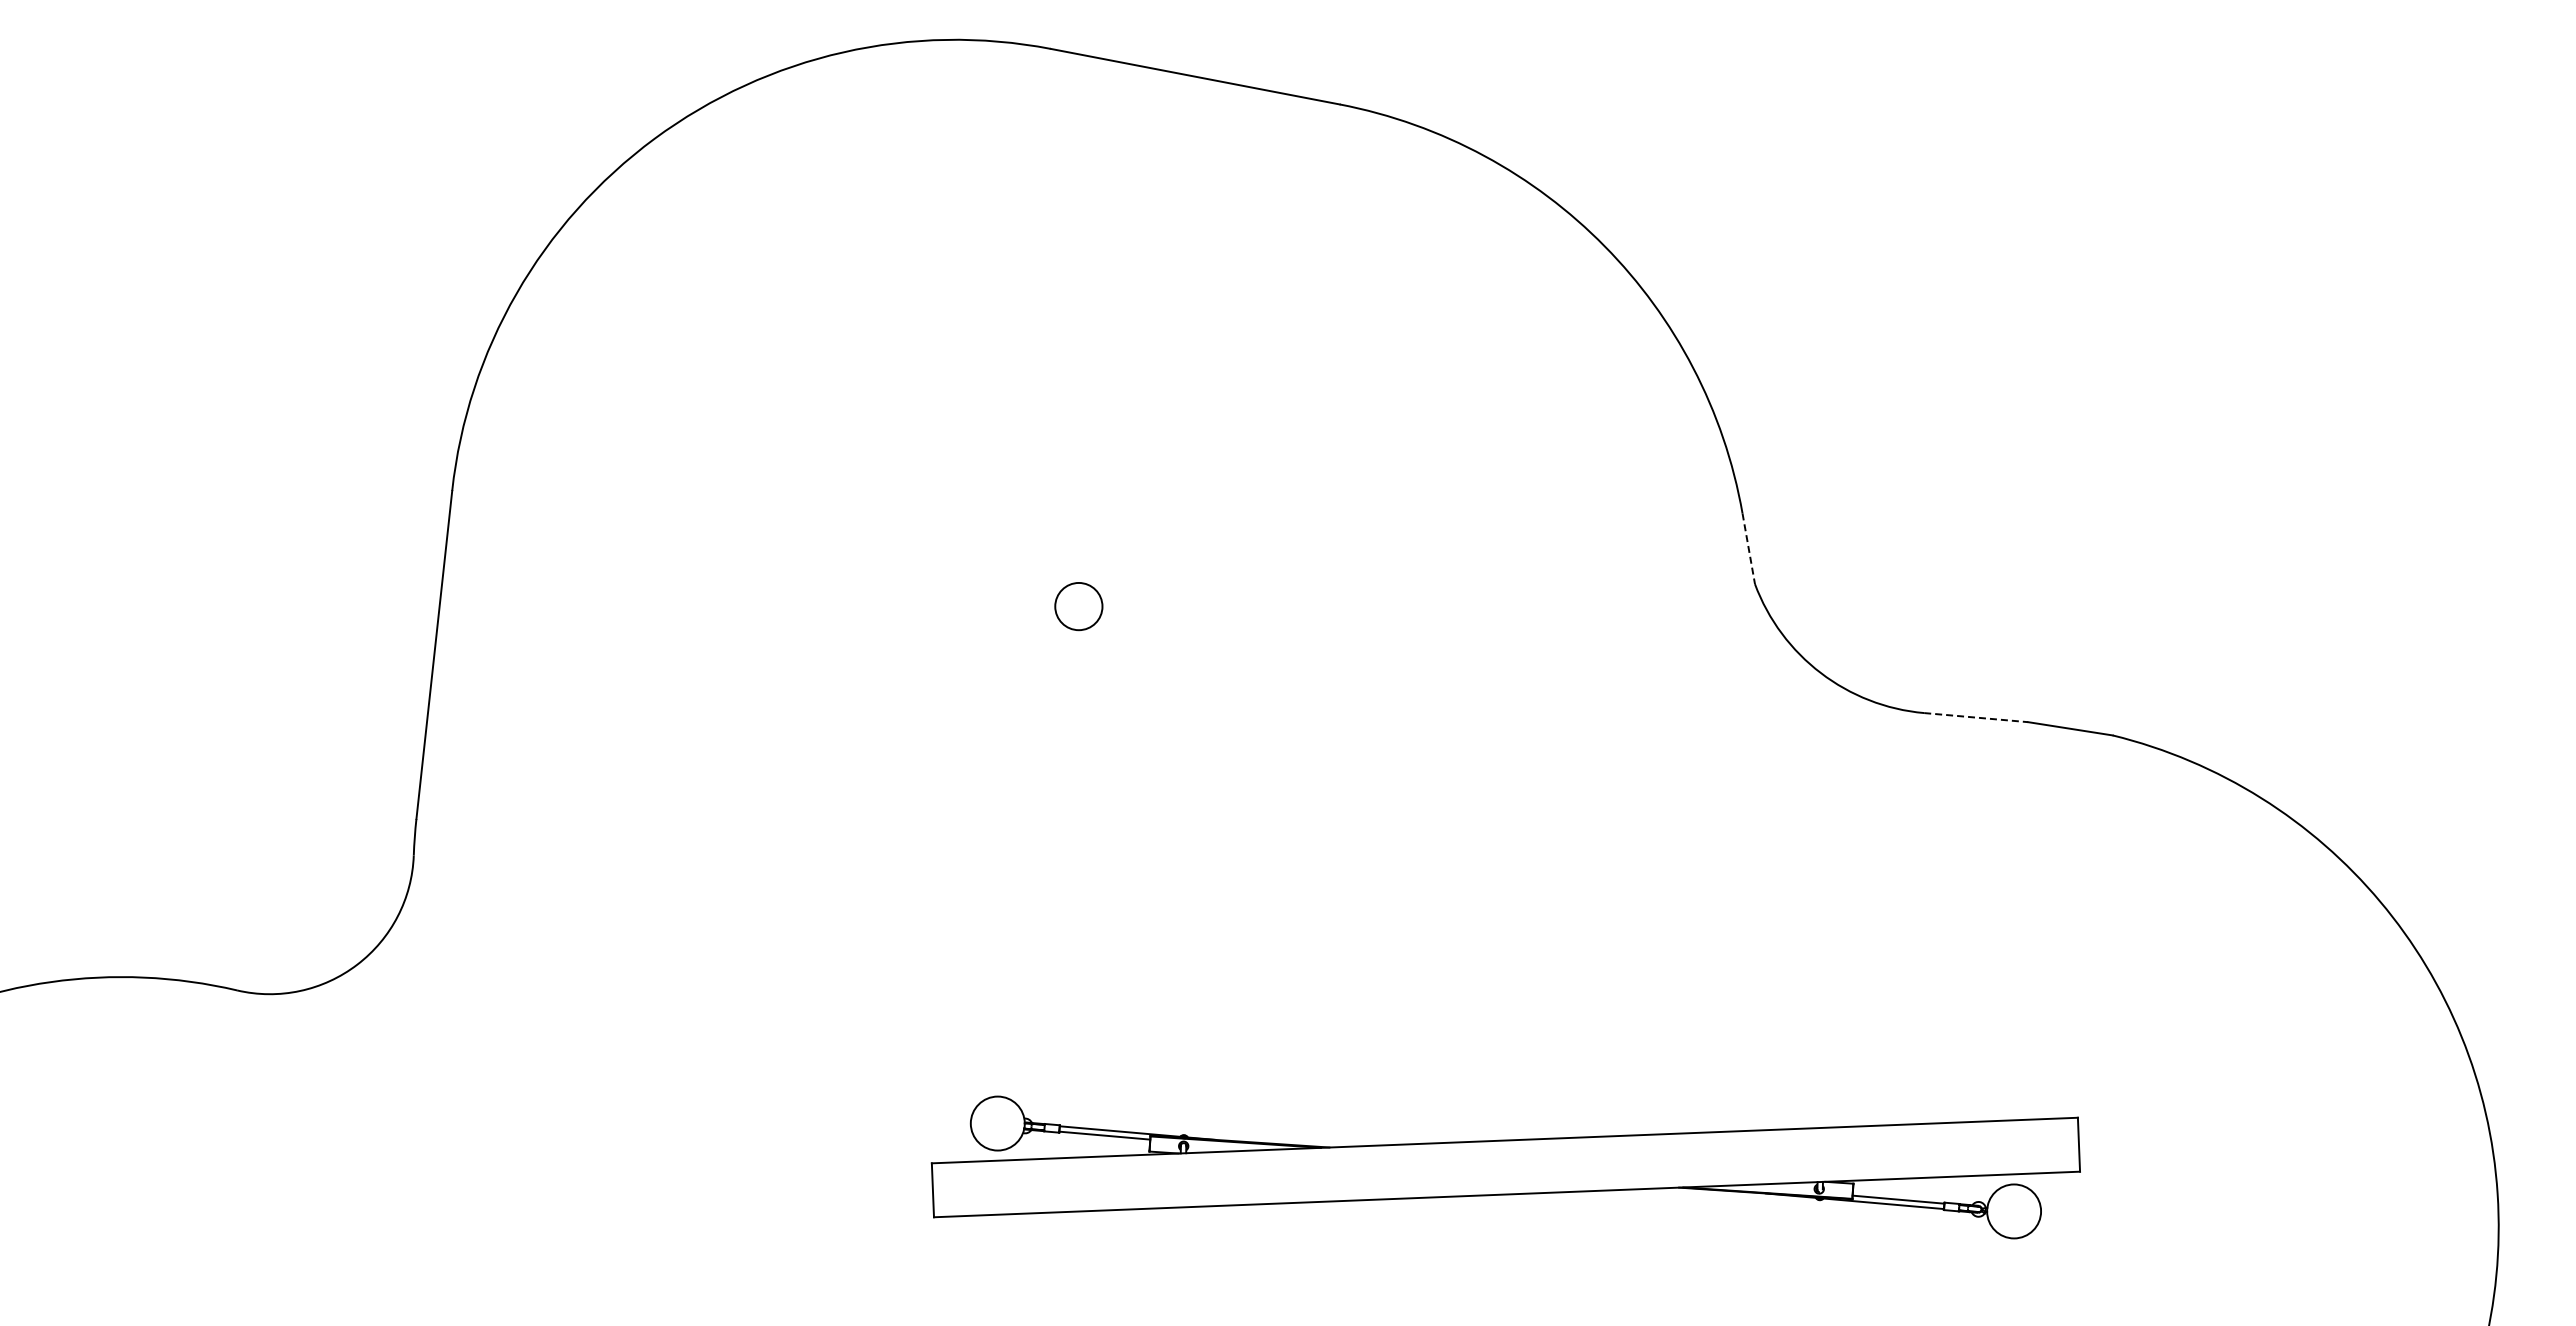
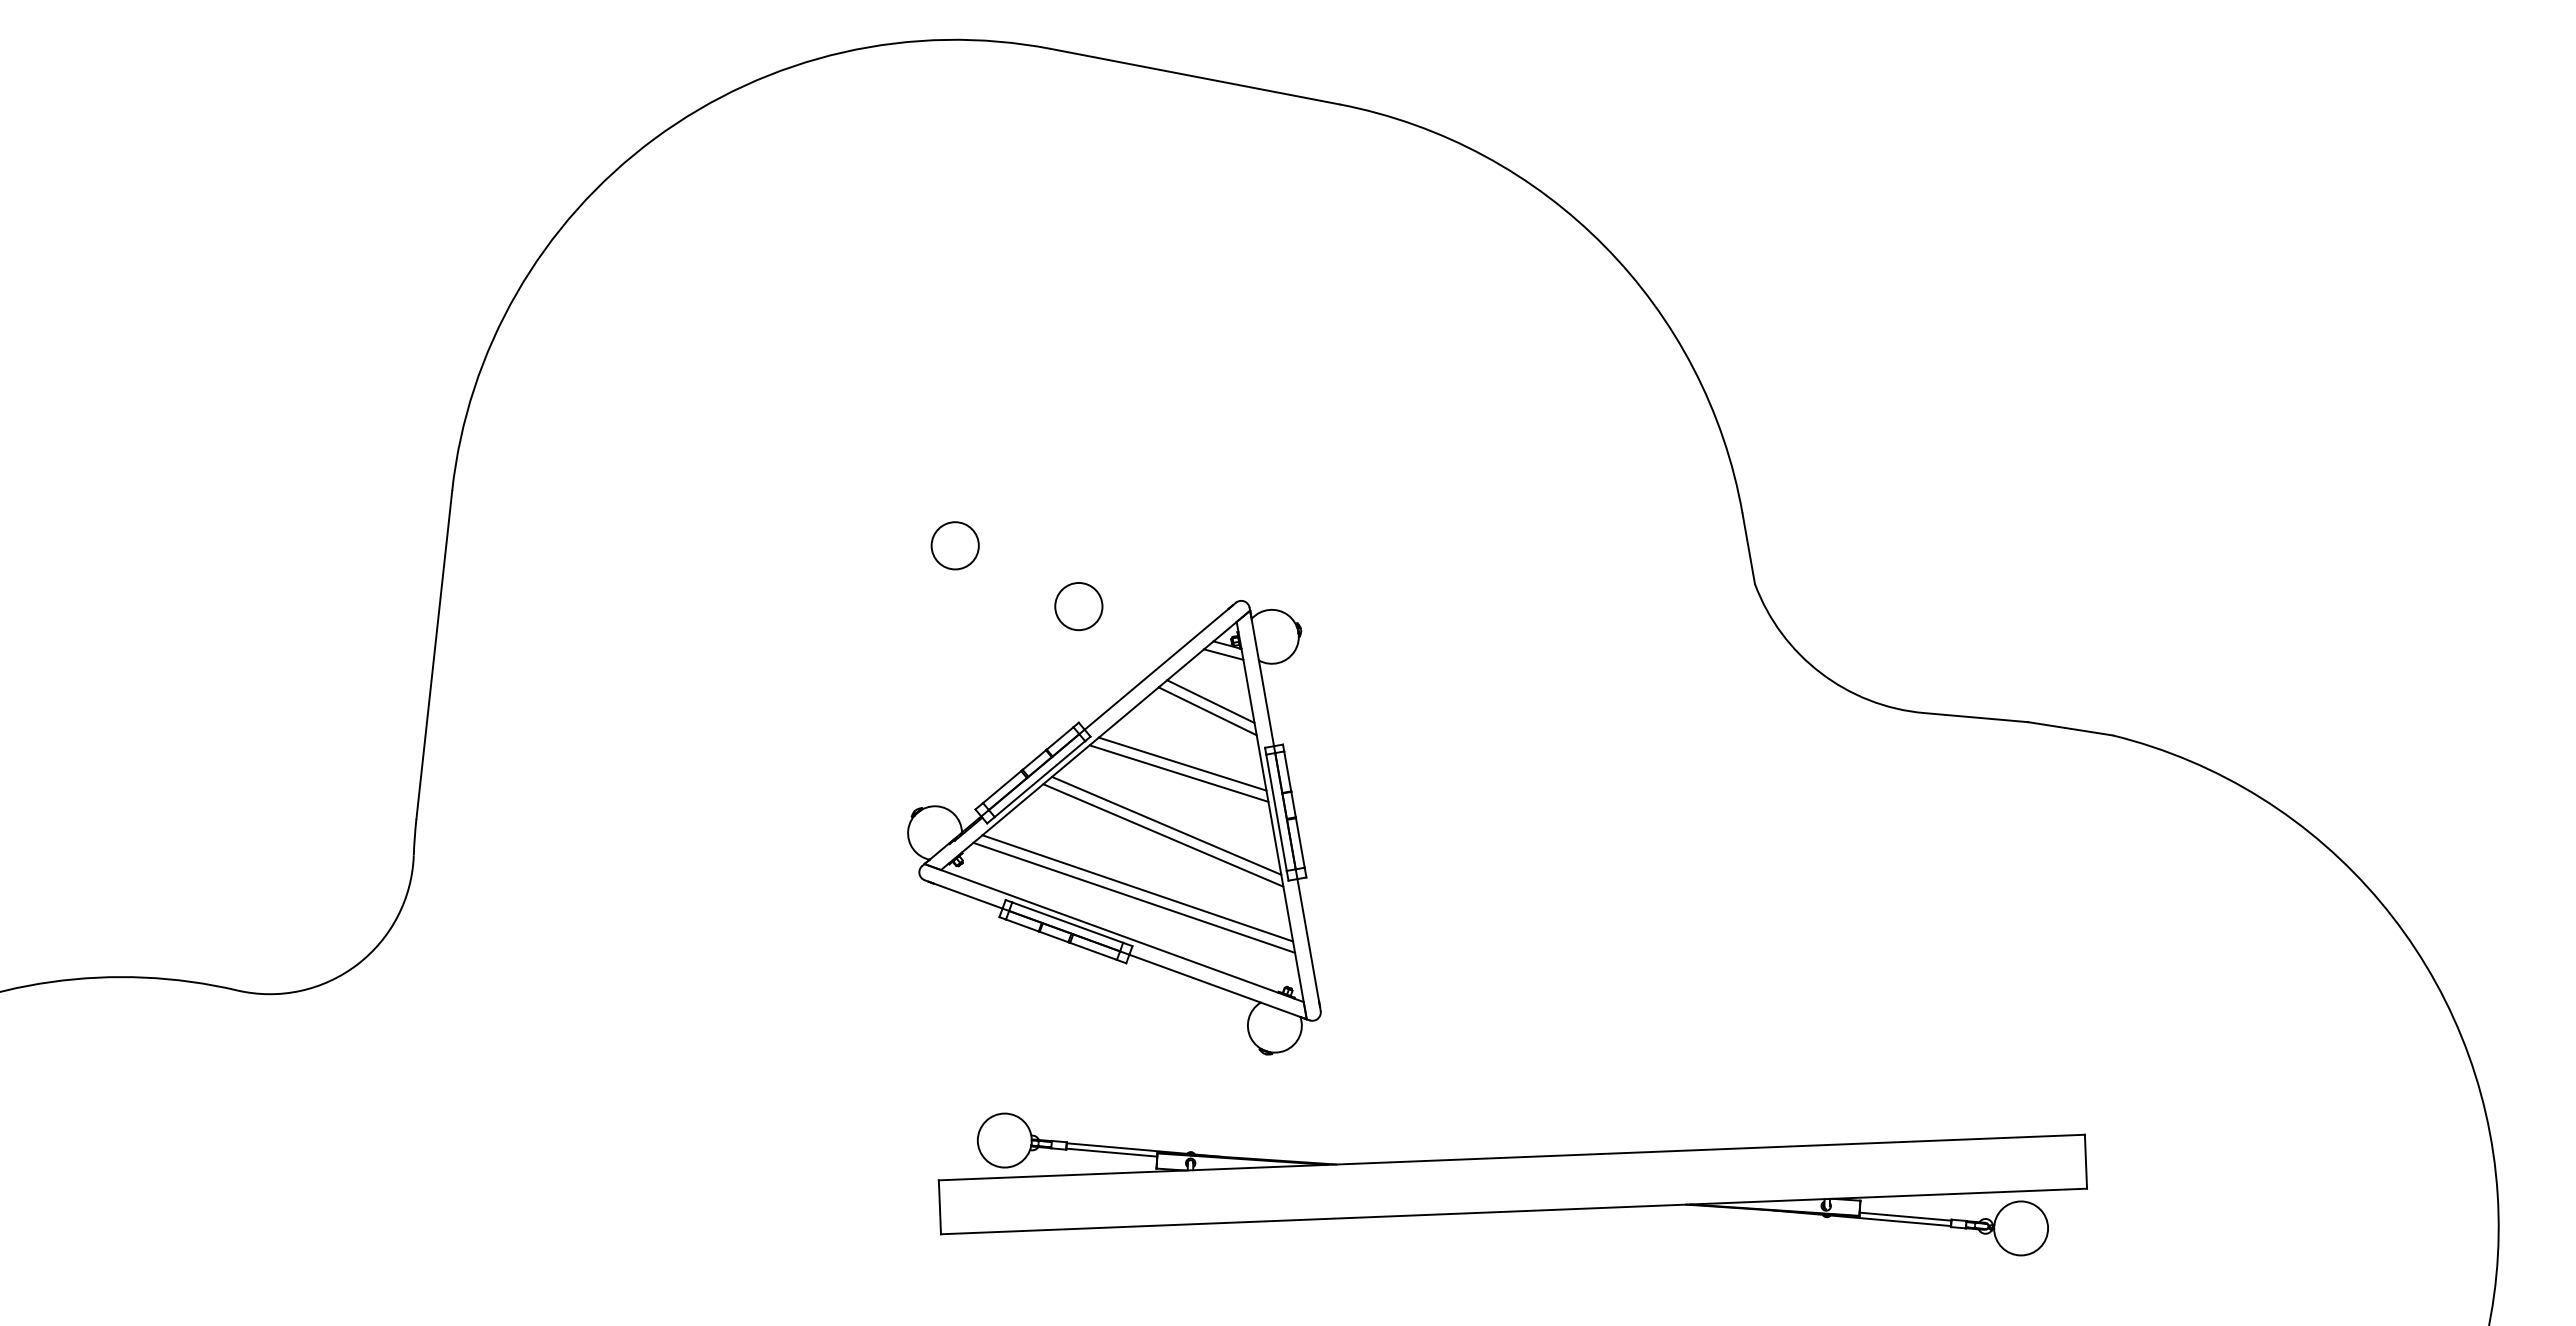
circle: none -> present (954, 545)
line: dashed -> solid (1748, 548)
line: dashed -> solid (1976, 717)
part: none -> present (1114, 827)
part position: (1505, 1167) -> (1512, 1184) (1512, 1184)
